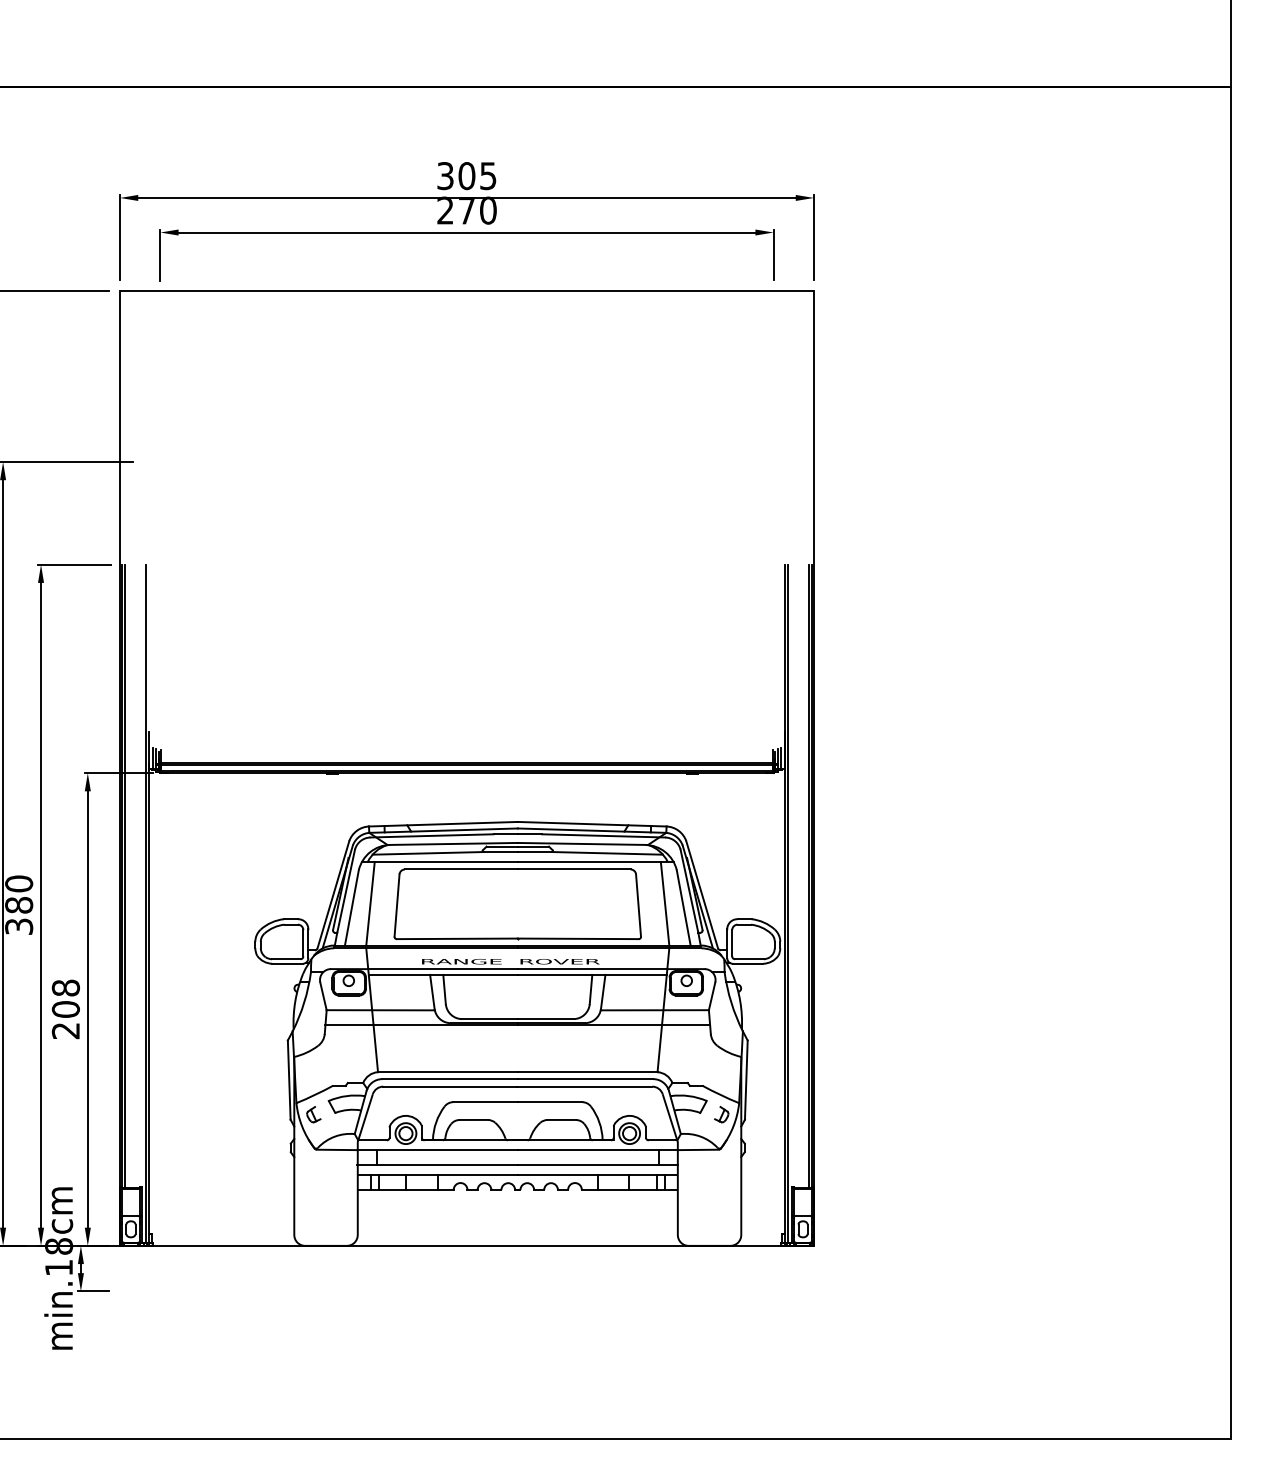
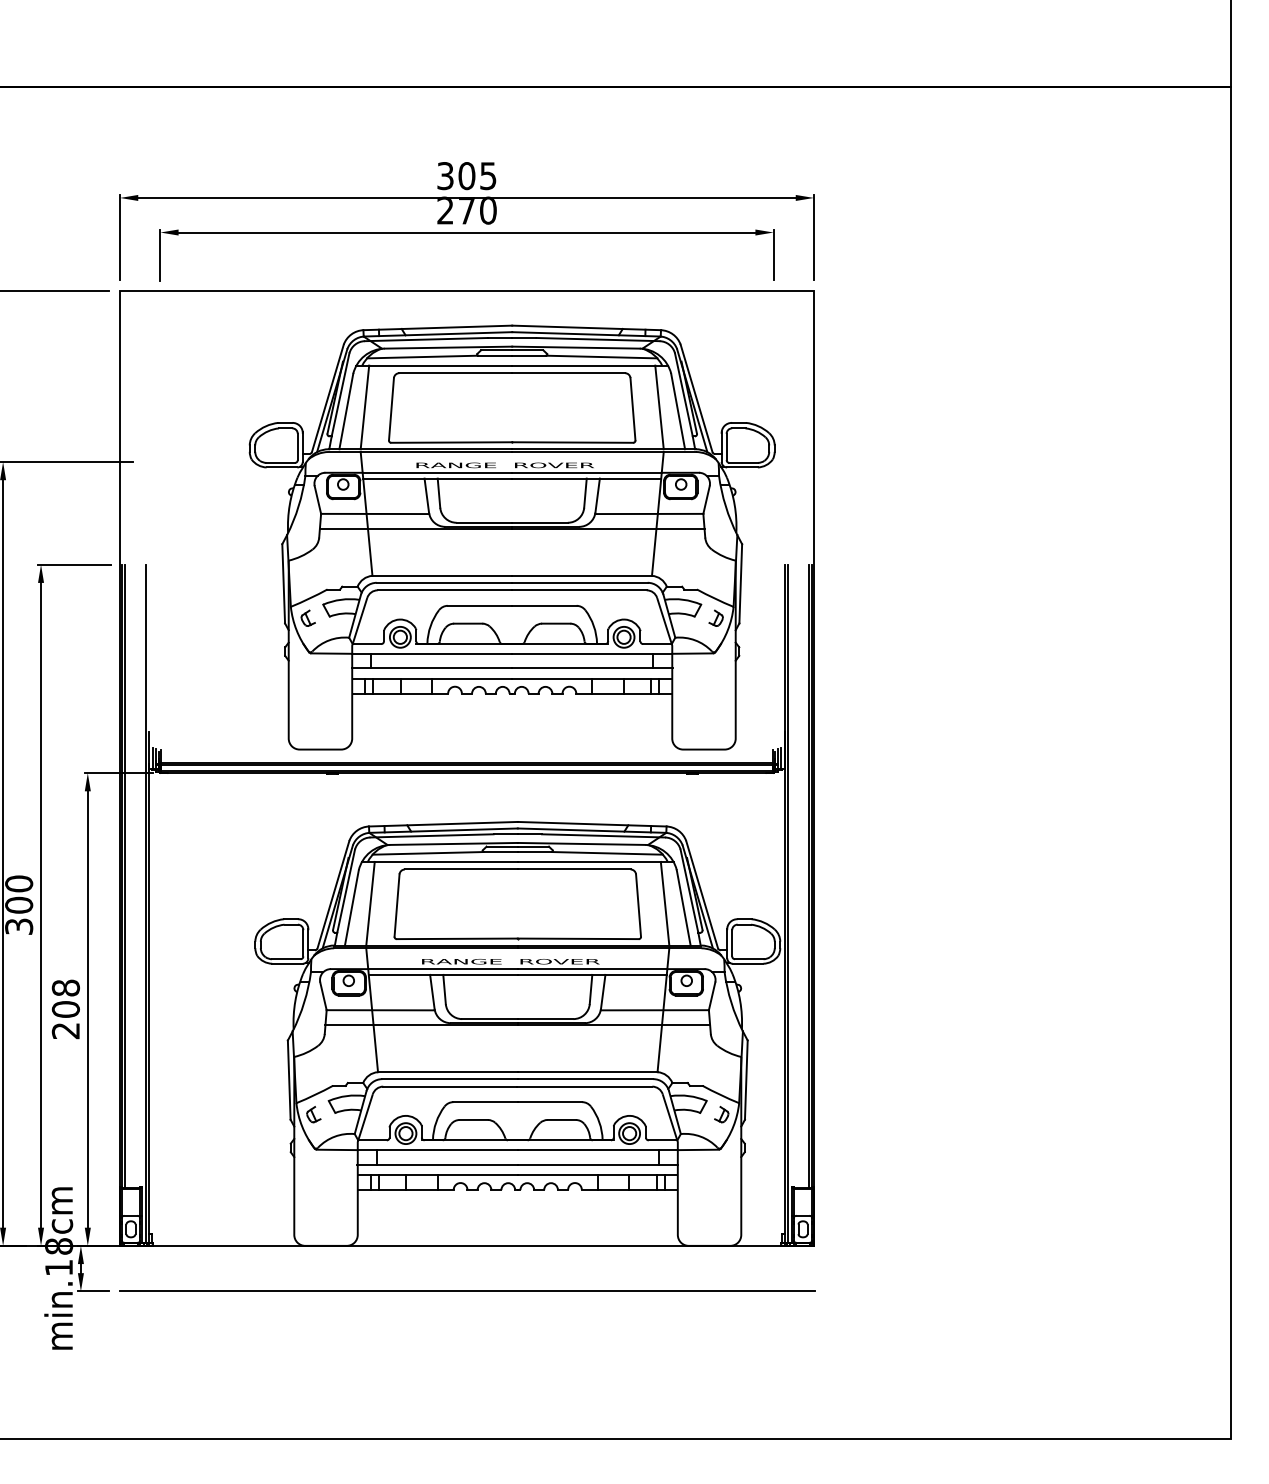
part: none -> present (511, 537)
text: 380 -> 300 (18, 904)
line: none -> present (467, 1291)
